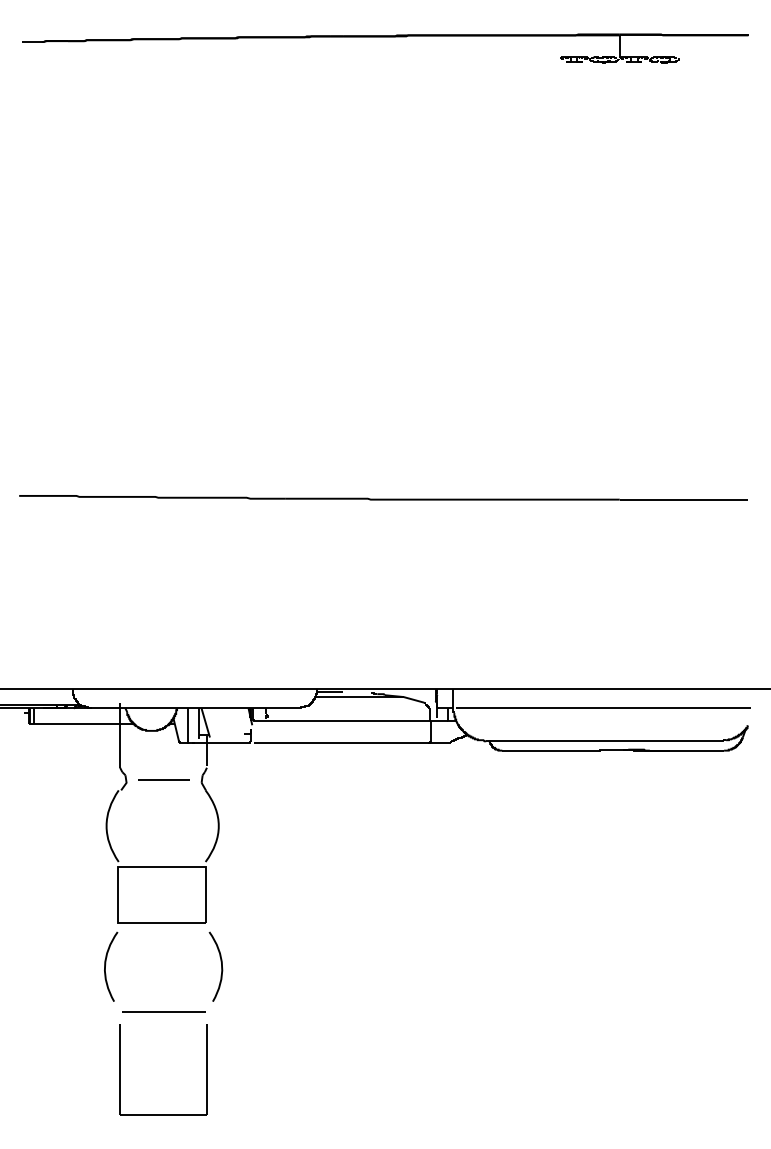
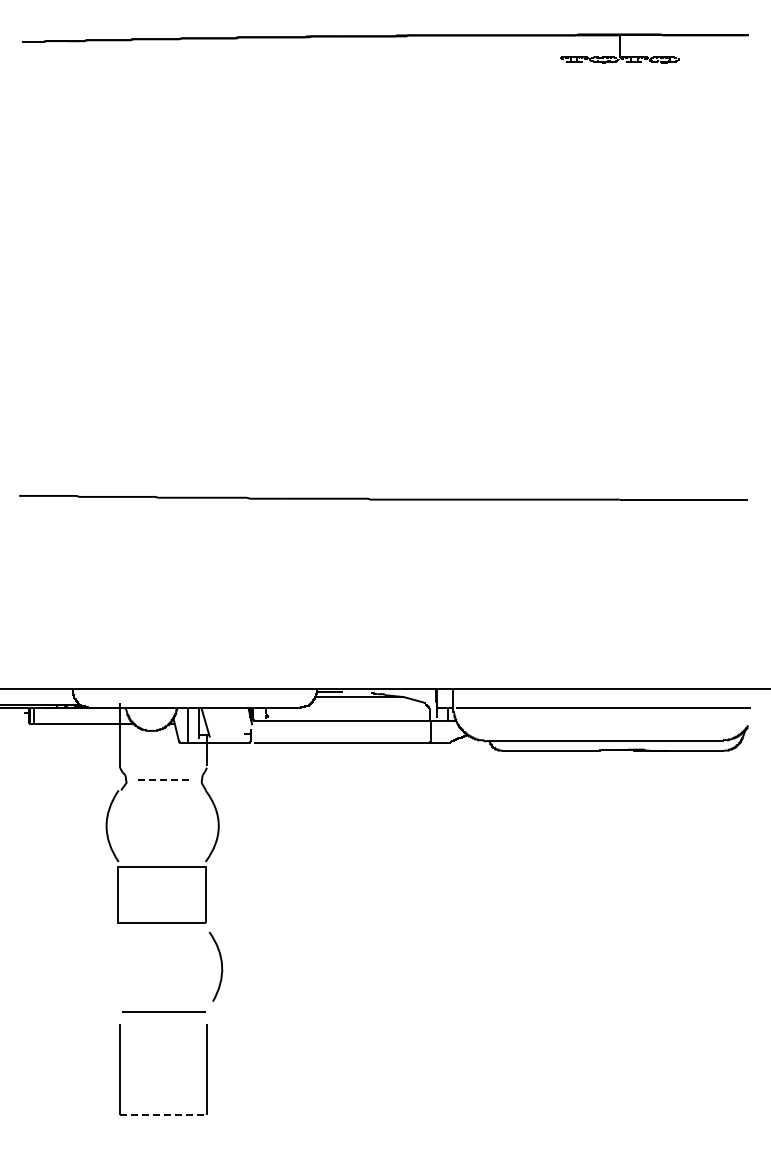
line: solid -> dashed (164, 779)
curve: present -> none (106, 964)
line: solid -> dashed (164, 1114)
